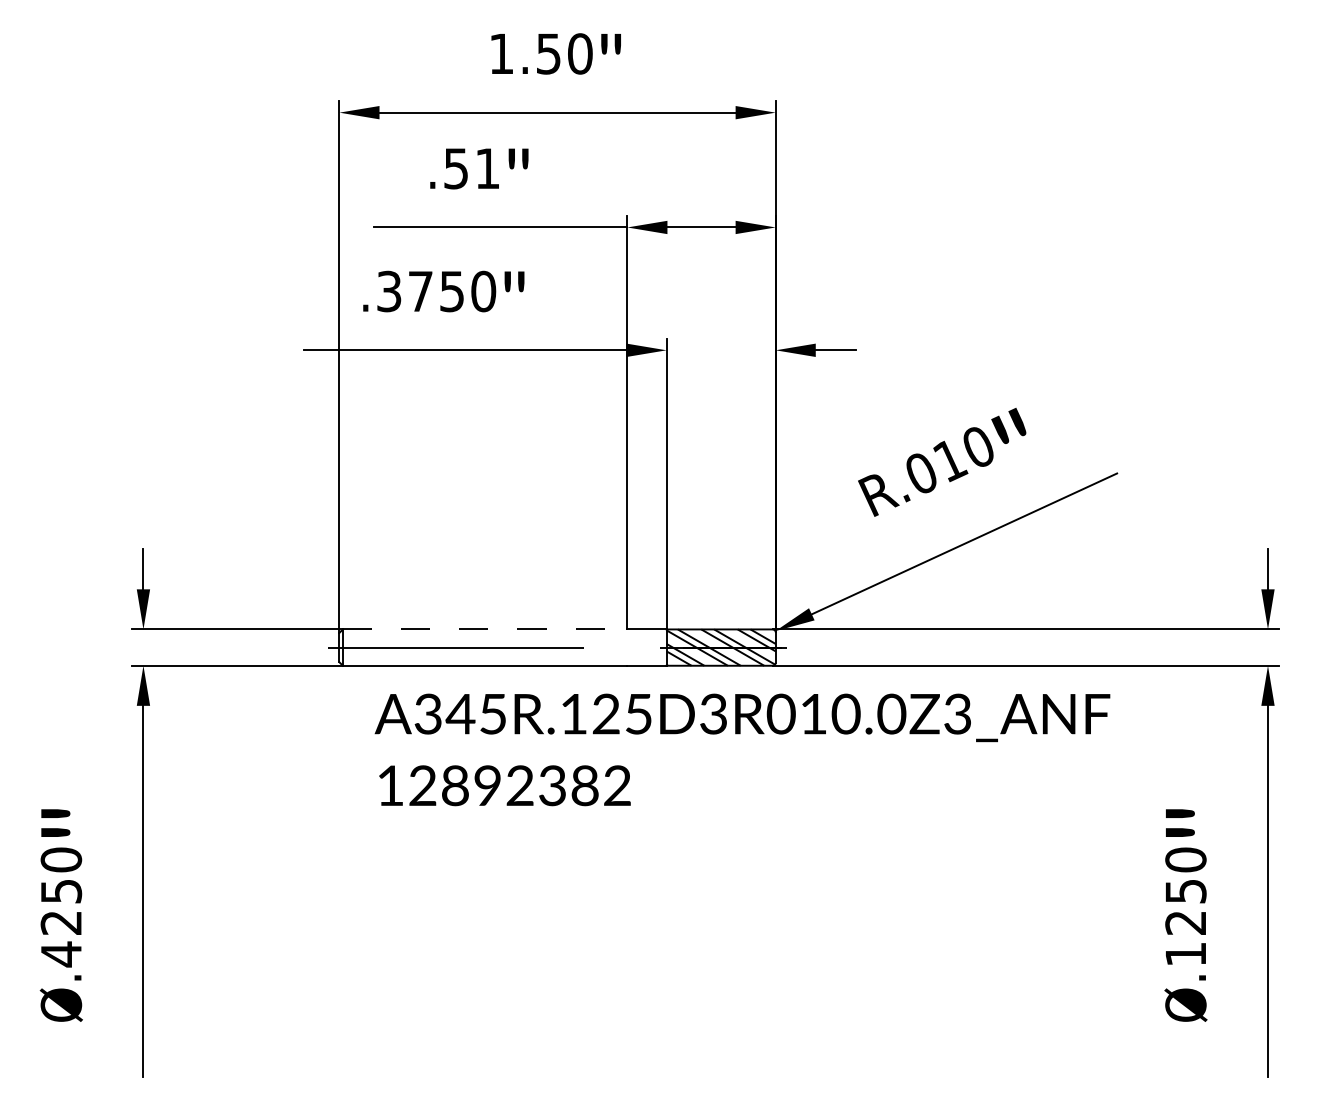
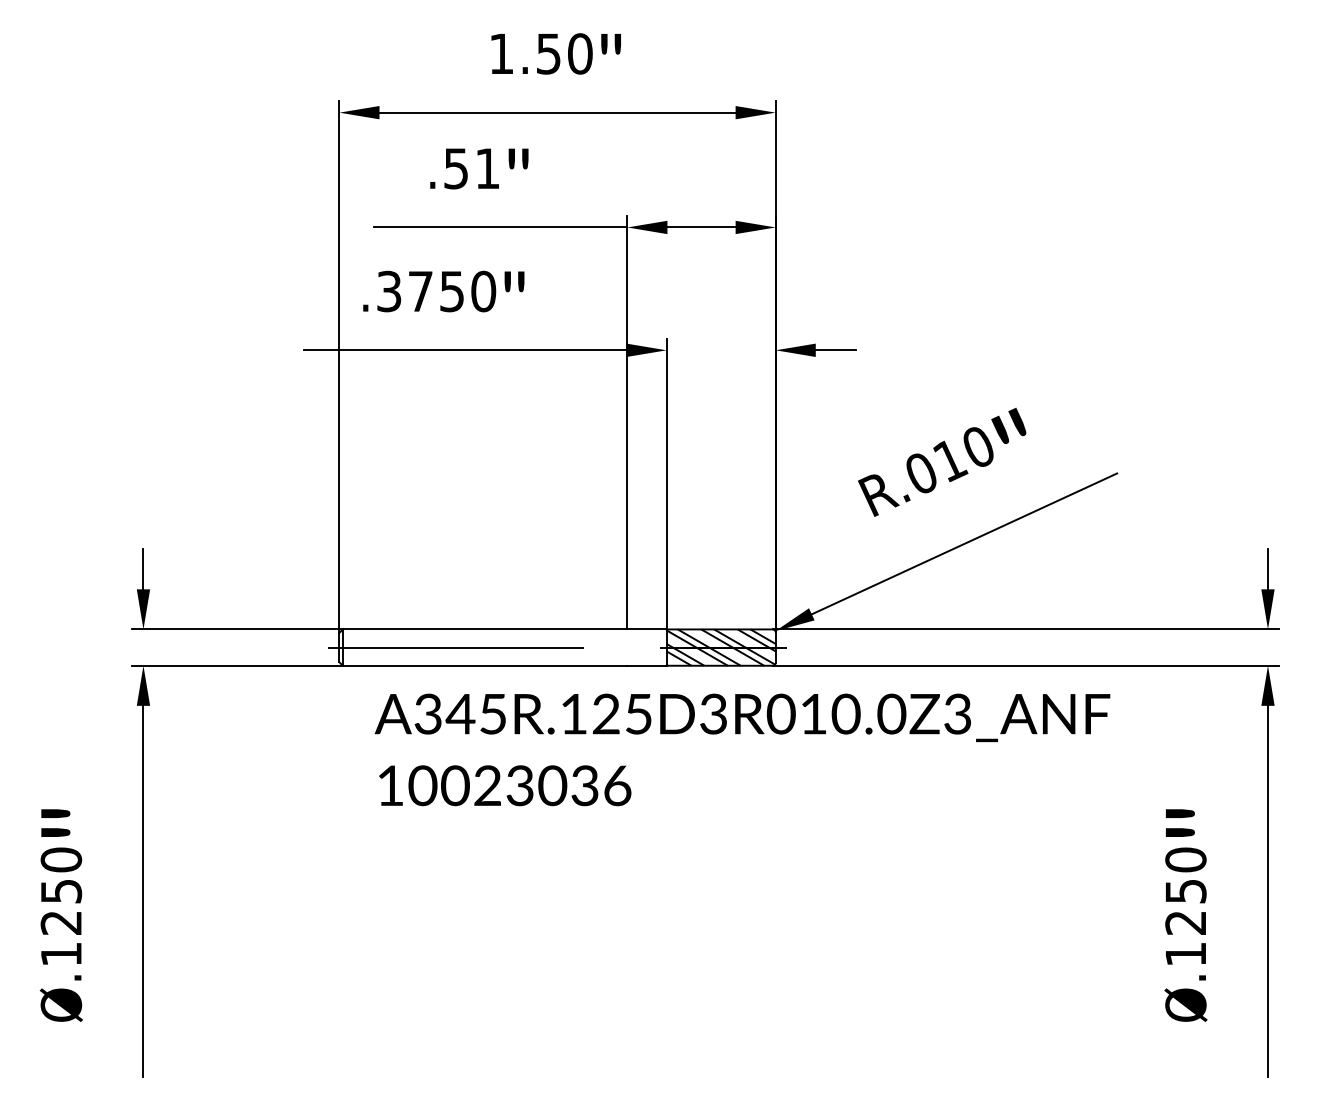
line: dashed -> solid (485, 629)
text: 12892382 -> 10023036 (519, 785)
text: Ø.4250 -> Ø.1250 (61, 954)
